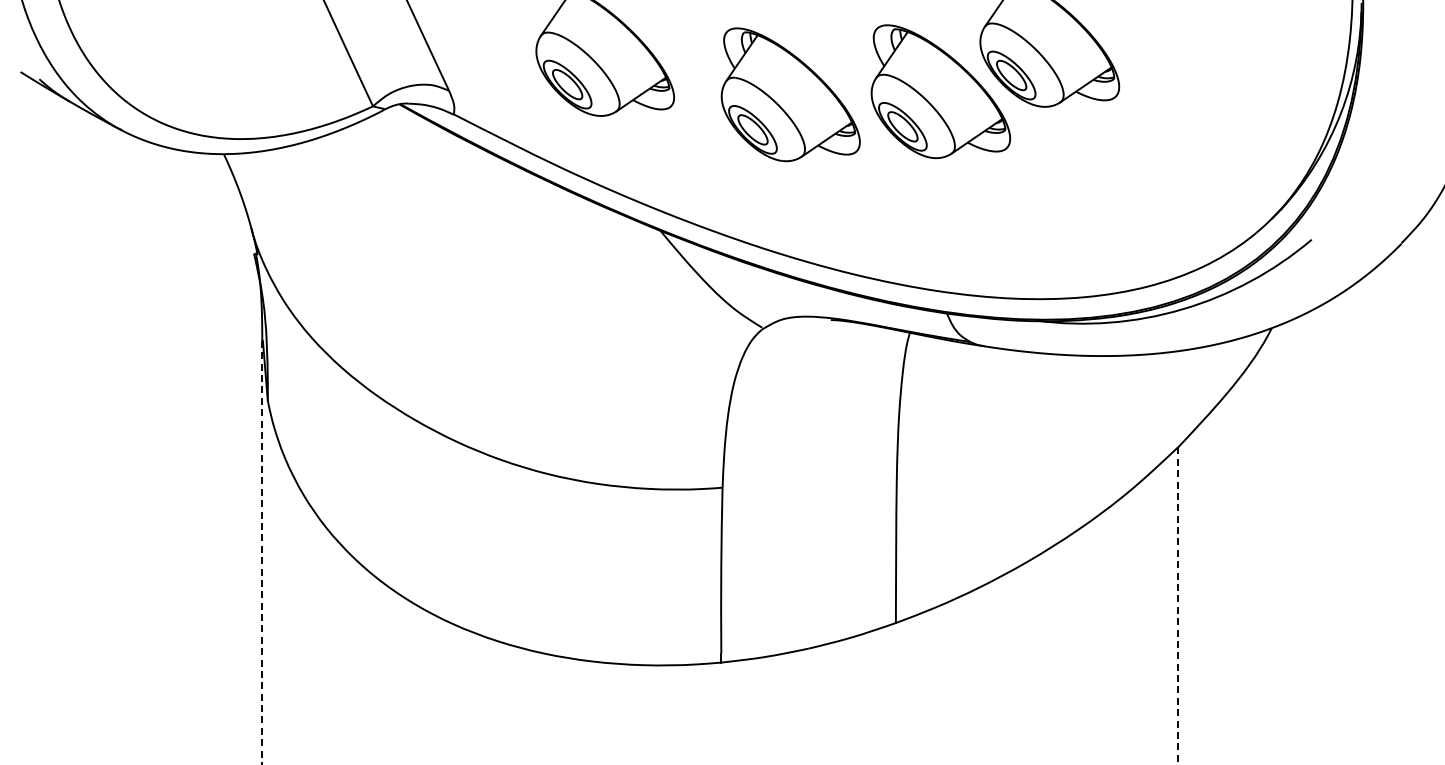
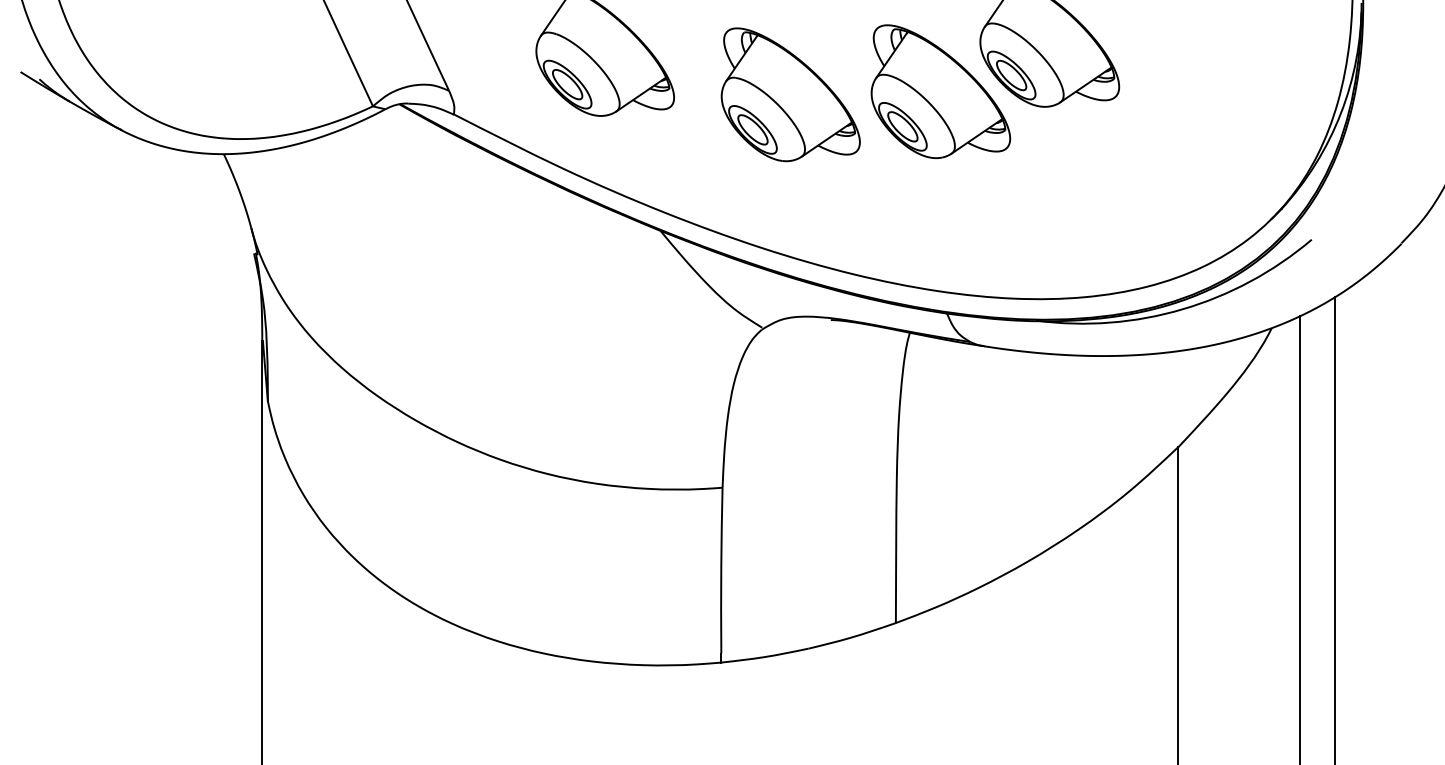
line: none -> present (1335, 529)
line: none -> present (1299, 538)
line: dashed -> solid (262, 552)
line: dashed -> solid (1178, 606)
